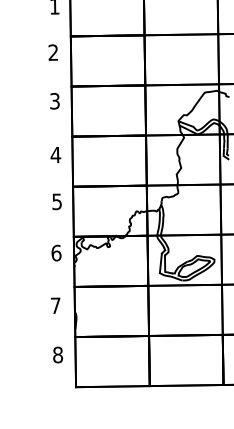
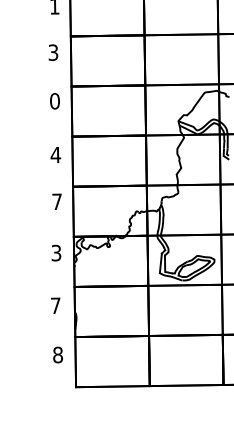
text: 2 -> 3 (53, 52)
text: 3 -> 0 (54, 101)
text: 5 -> 7 (56, 201)
text: 6 -> 3 (56, 252)
